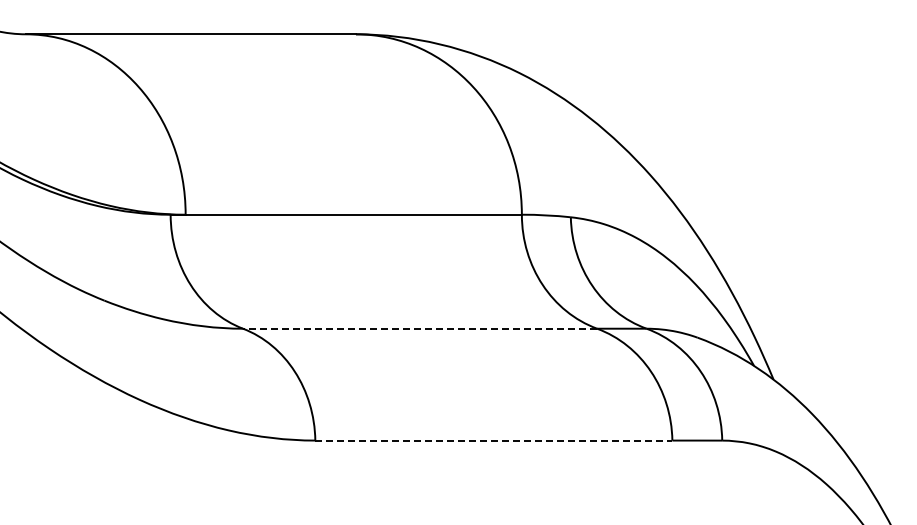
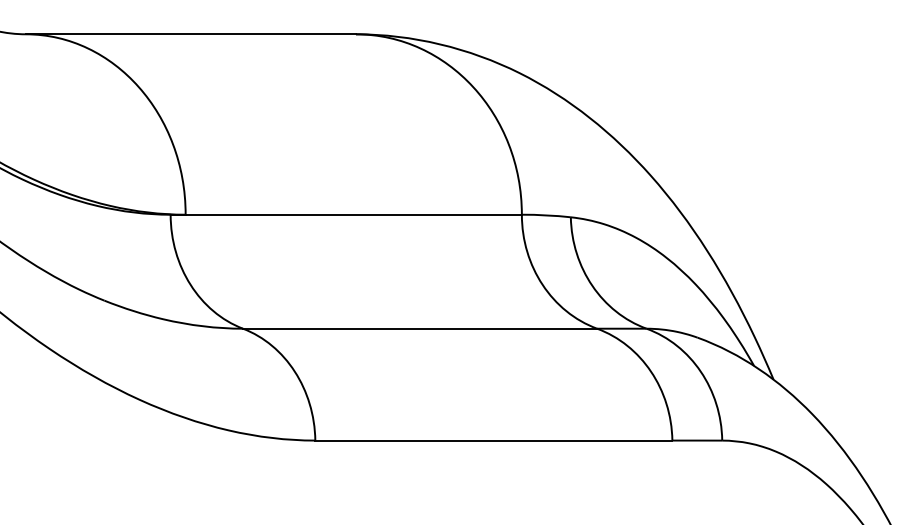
line: dashed -> solid (419, 328)
line: dashed -> solid (493, 440)
